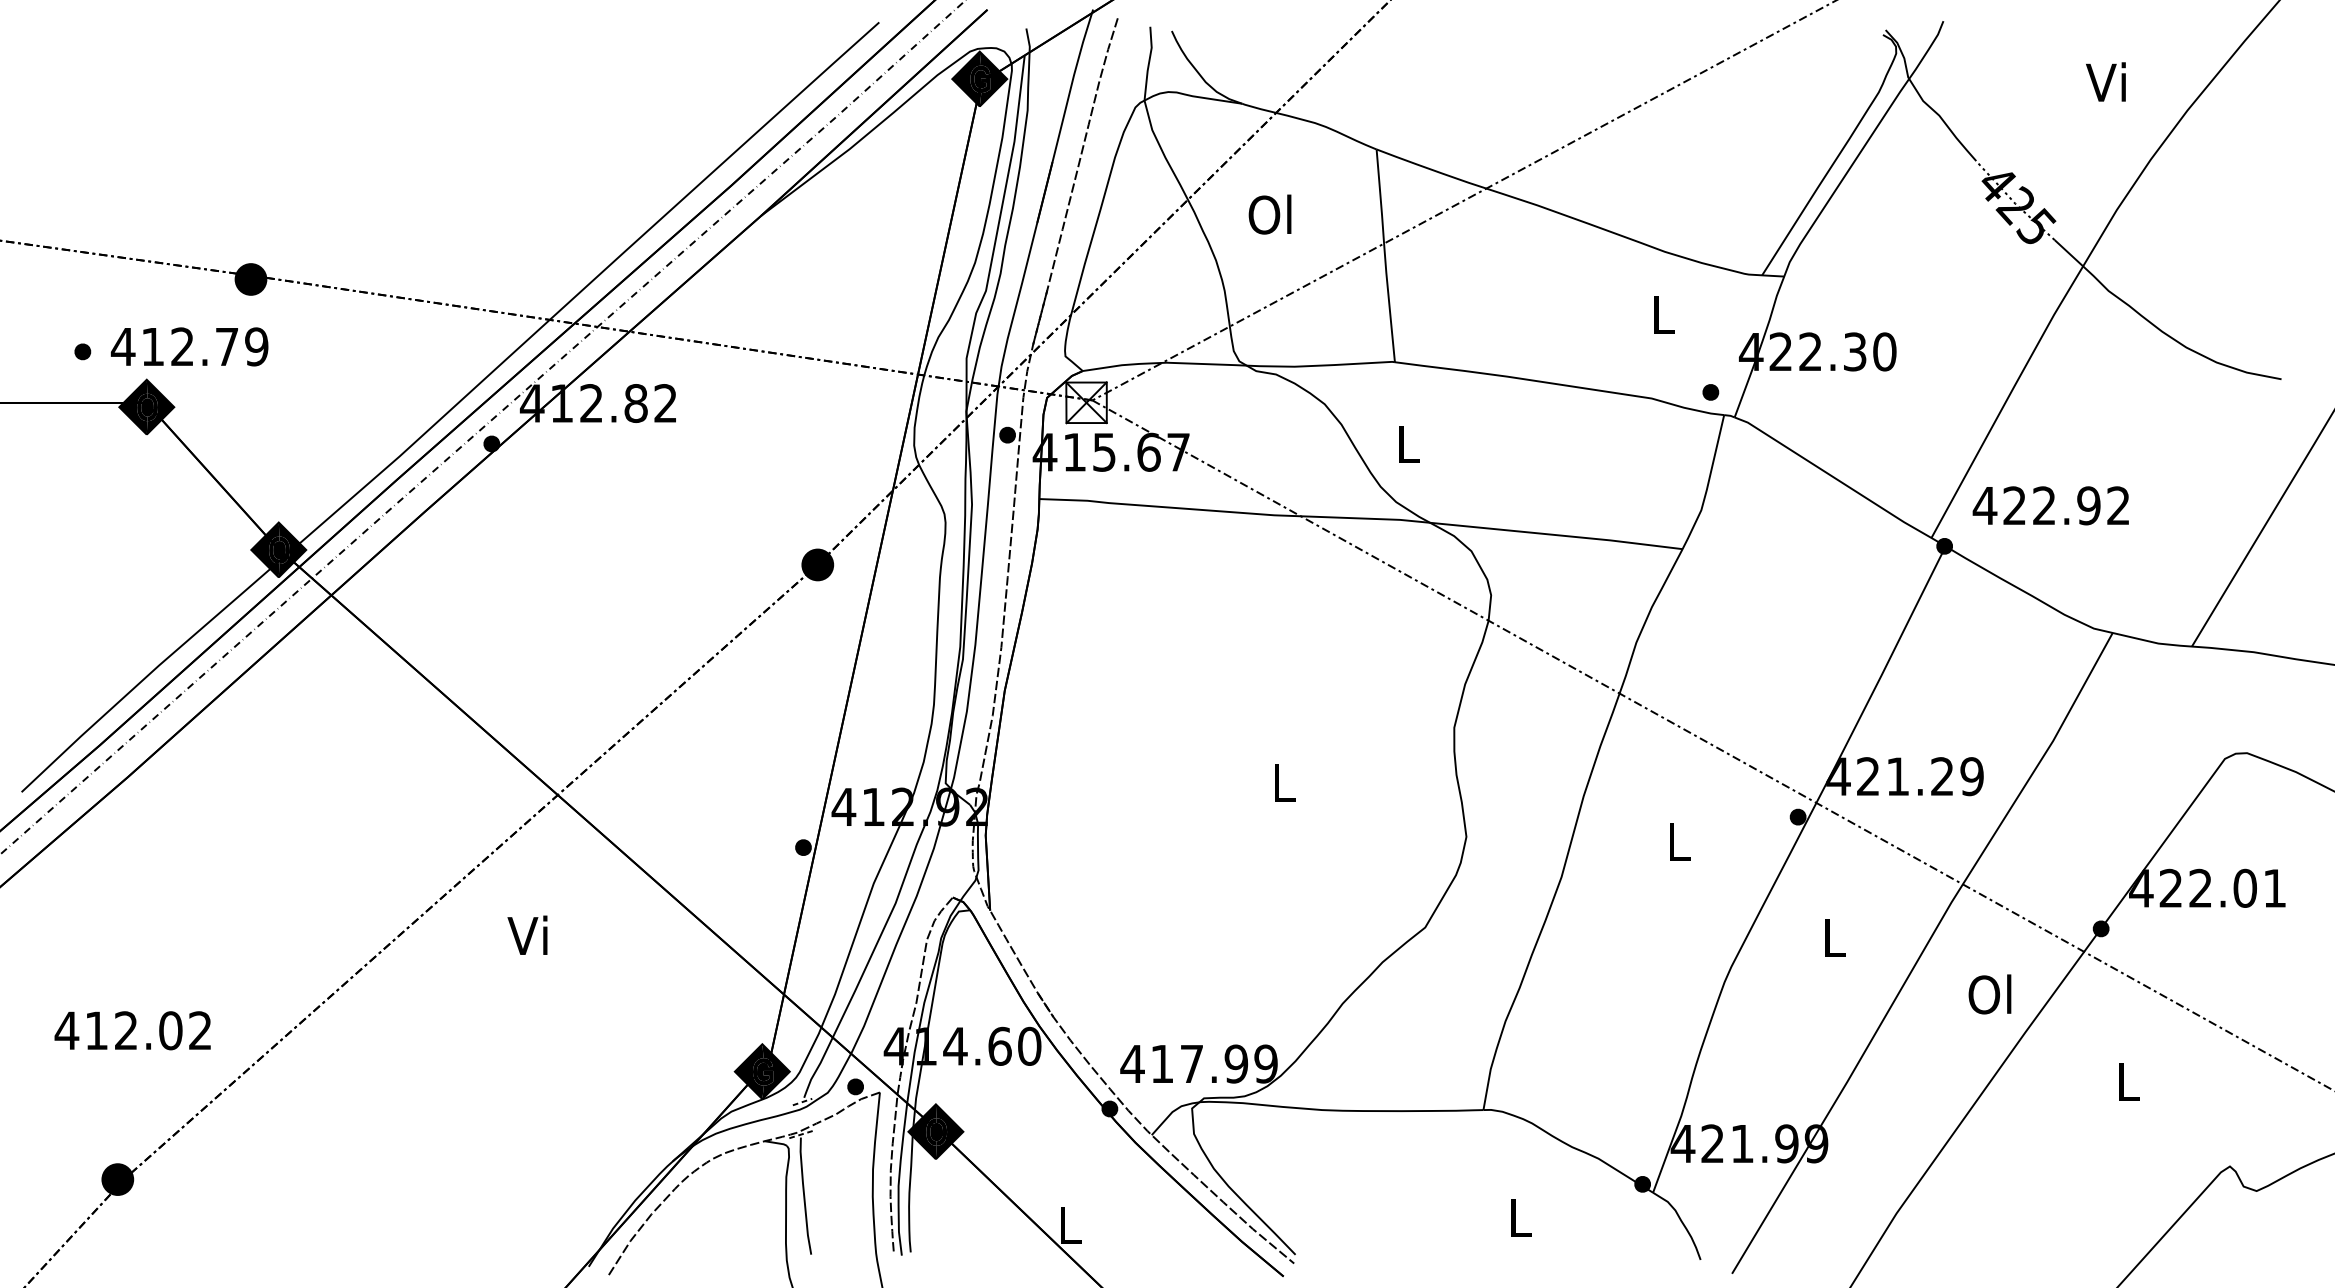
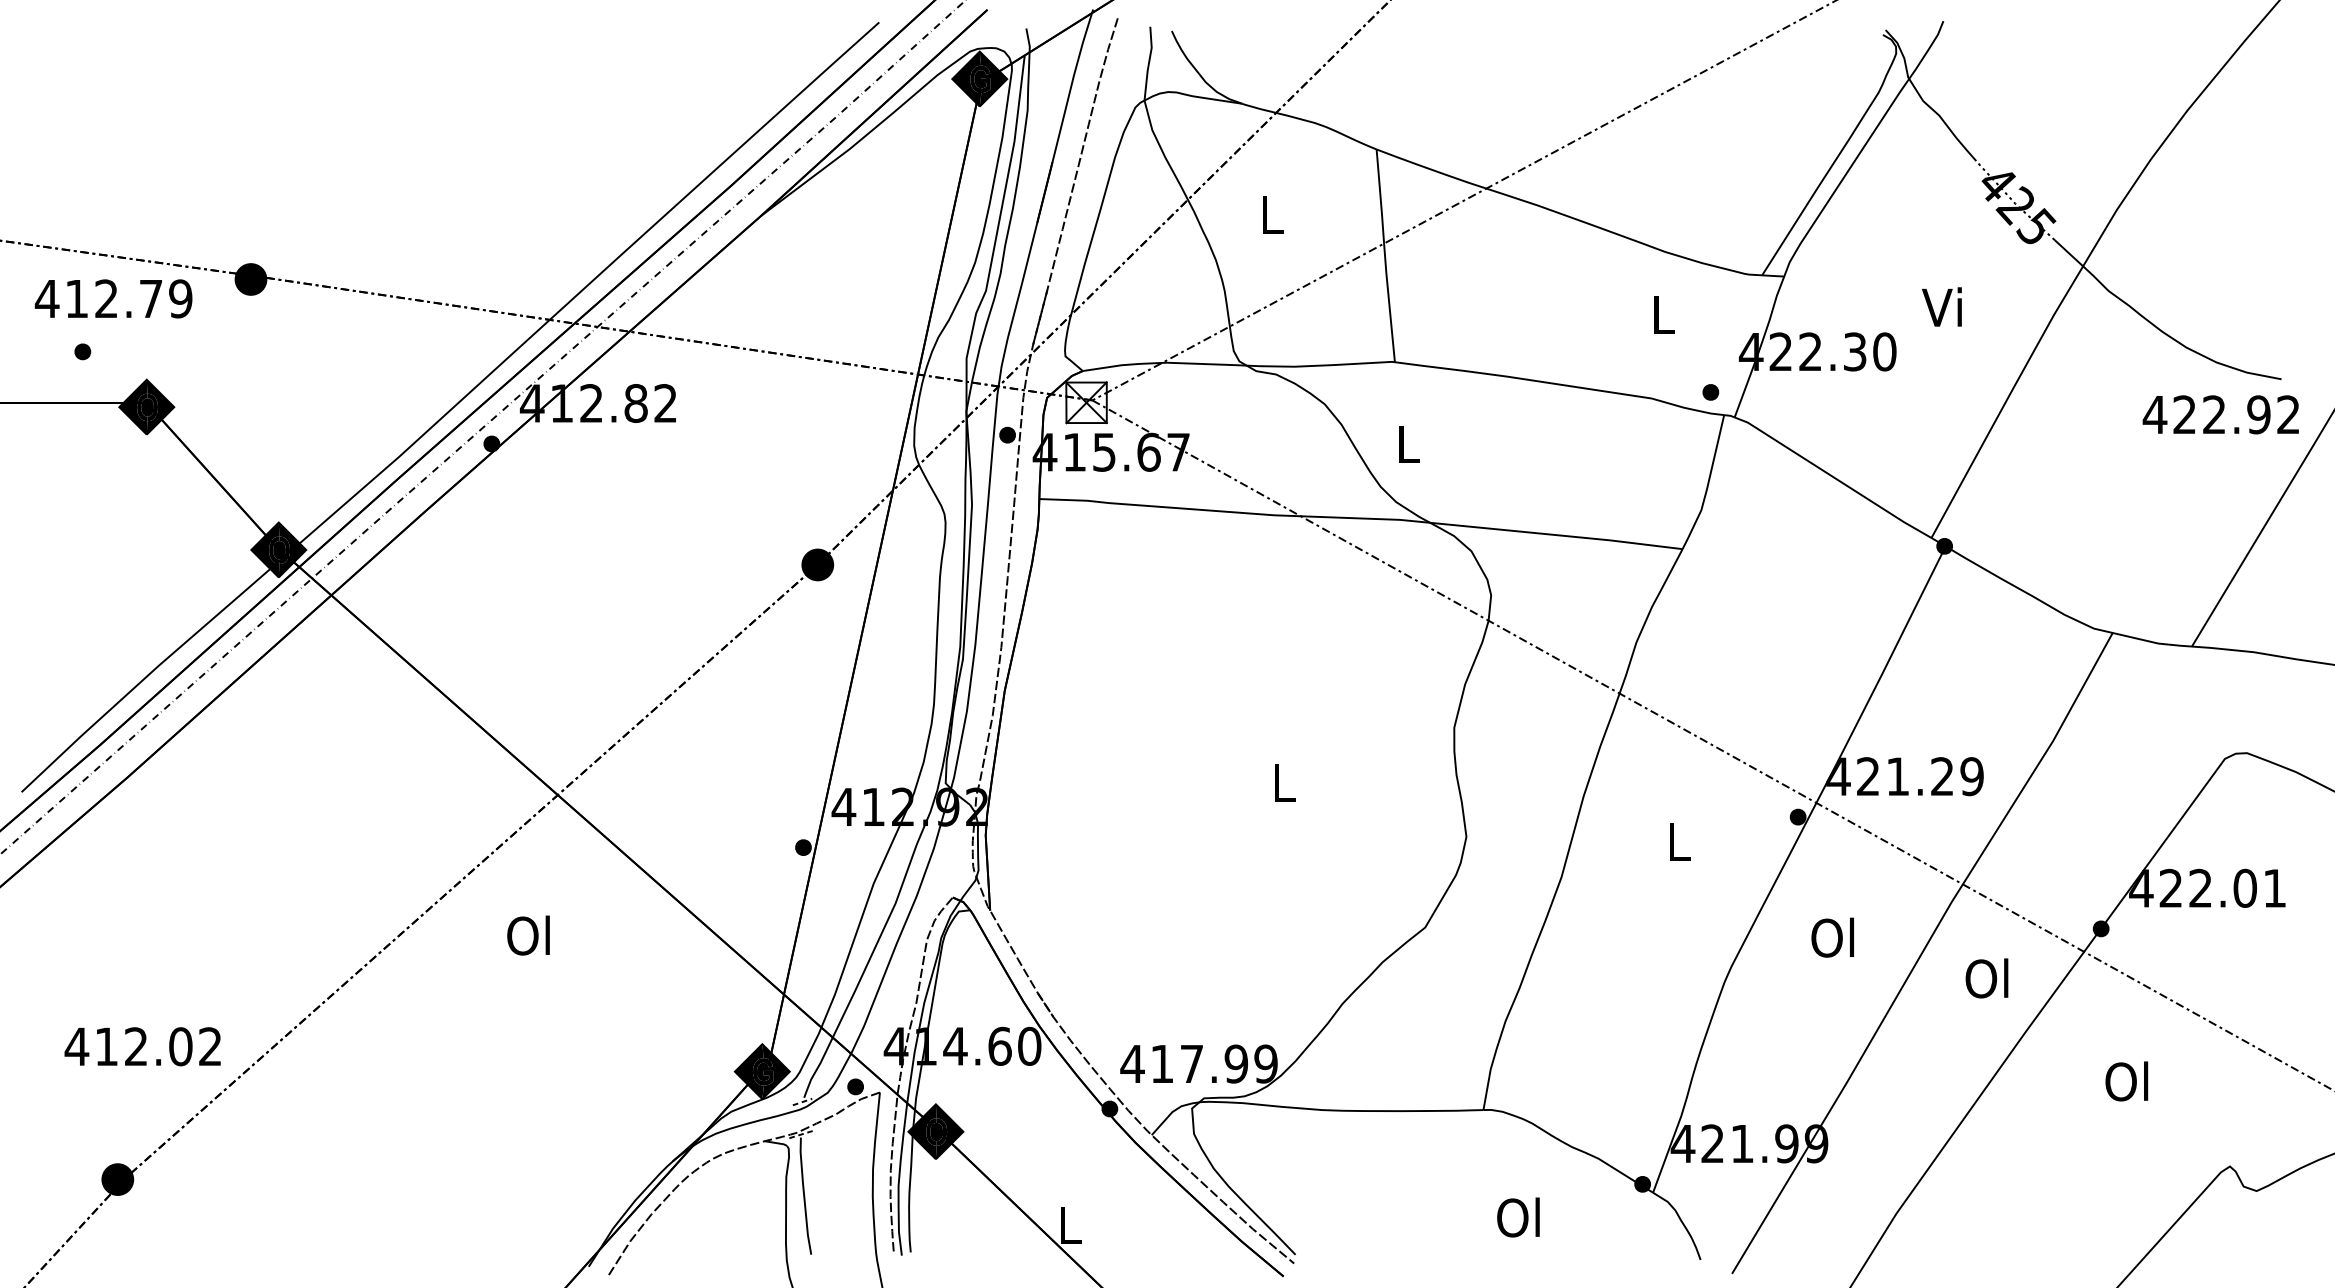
text position: (2105, 81) -> (1941, 306) (1941, 306)
text: Ol -> L (1269, 214)
text position: (189, 346) -> (113, 298) (113, 298)
text position: (2050, 505) -> (2220, 414) (2220, 414)
text: Vi -> Ol (528, 935)
text: L -> Ol (1832, 937)
text position: (1989, 994) -> (1986, 978) (1986, 978)
text position: (132, 1030) -> (142, 1046) (142, 1046)
text: L -> Ol (2126, 1081)
text: L -> Ol (1518, 1217)
